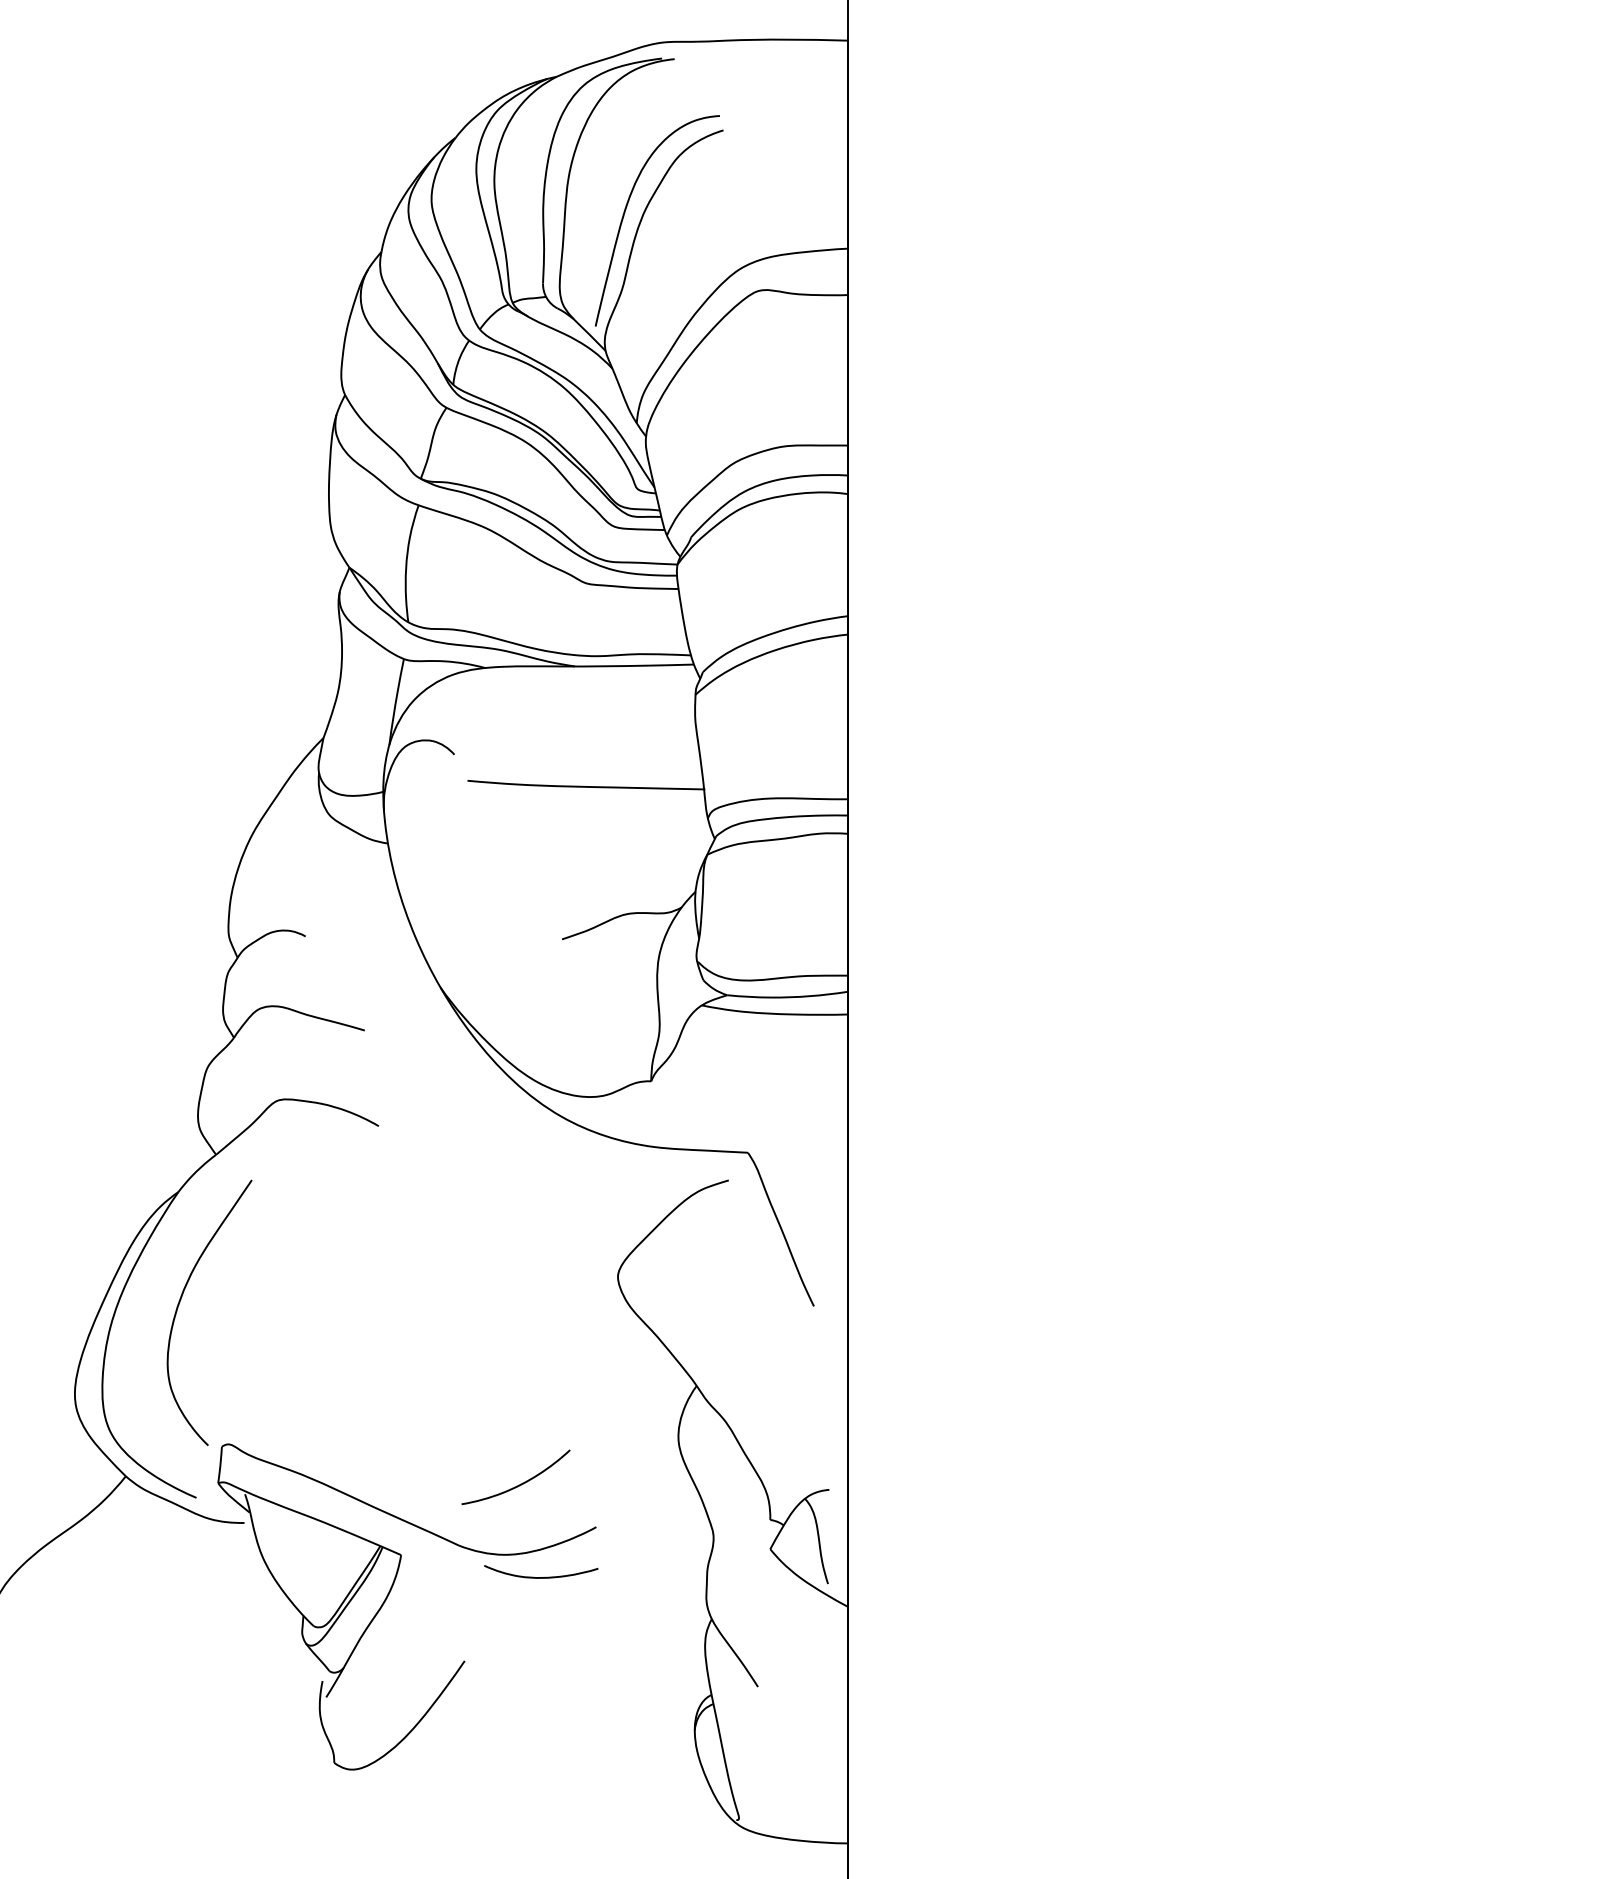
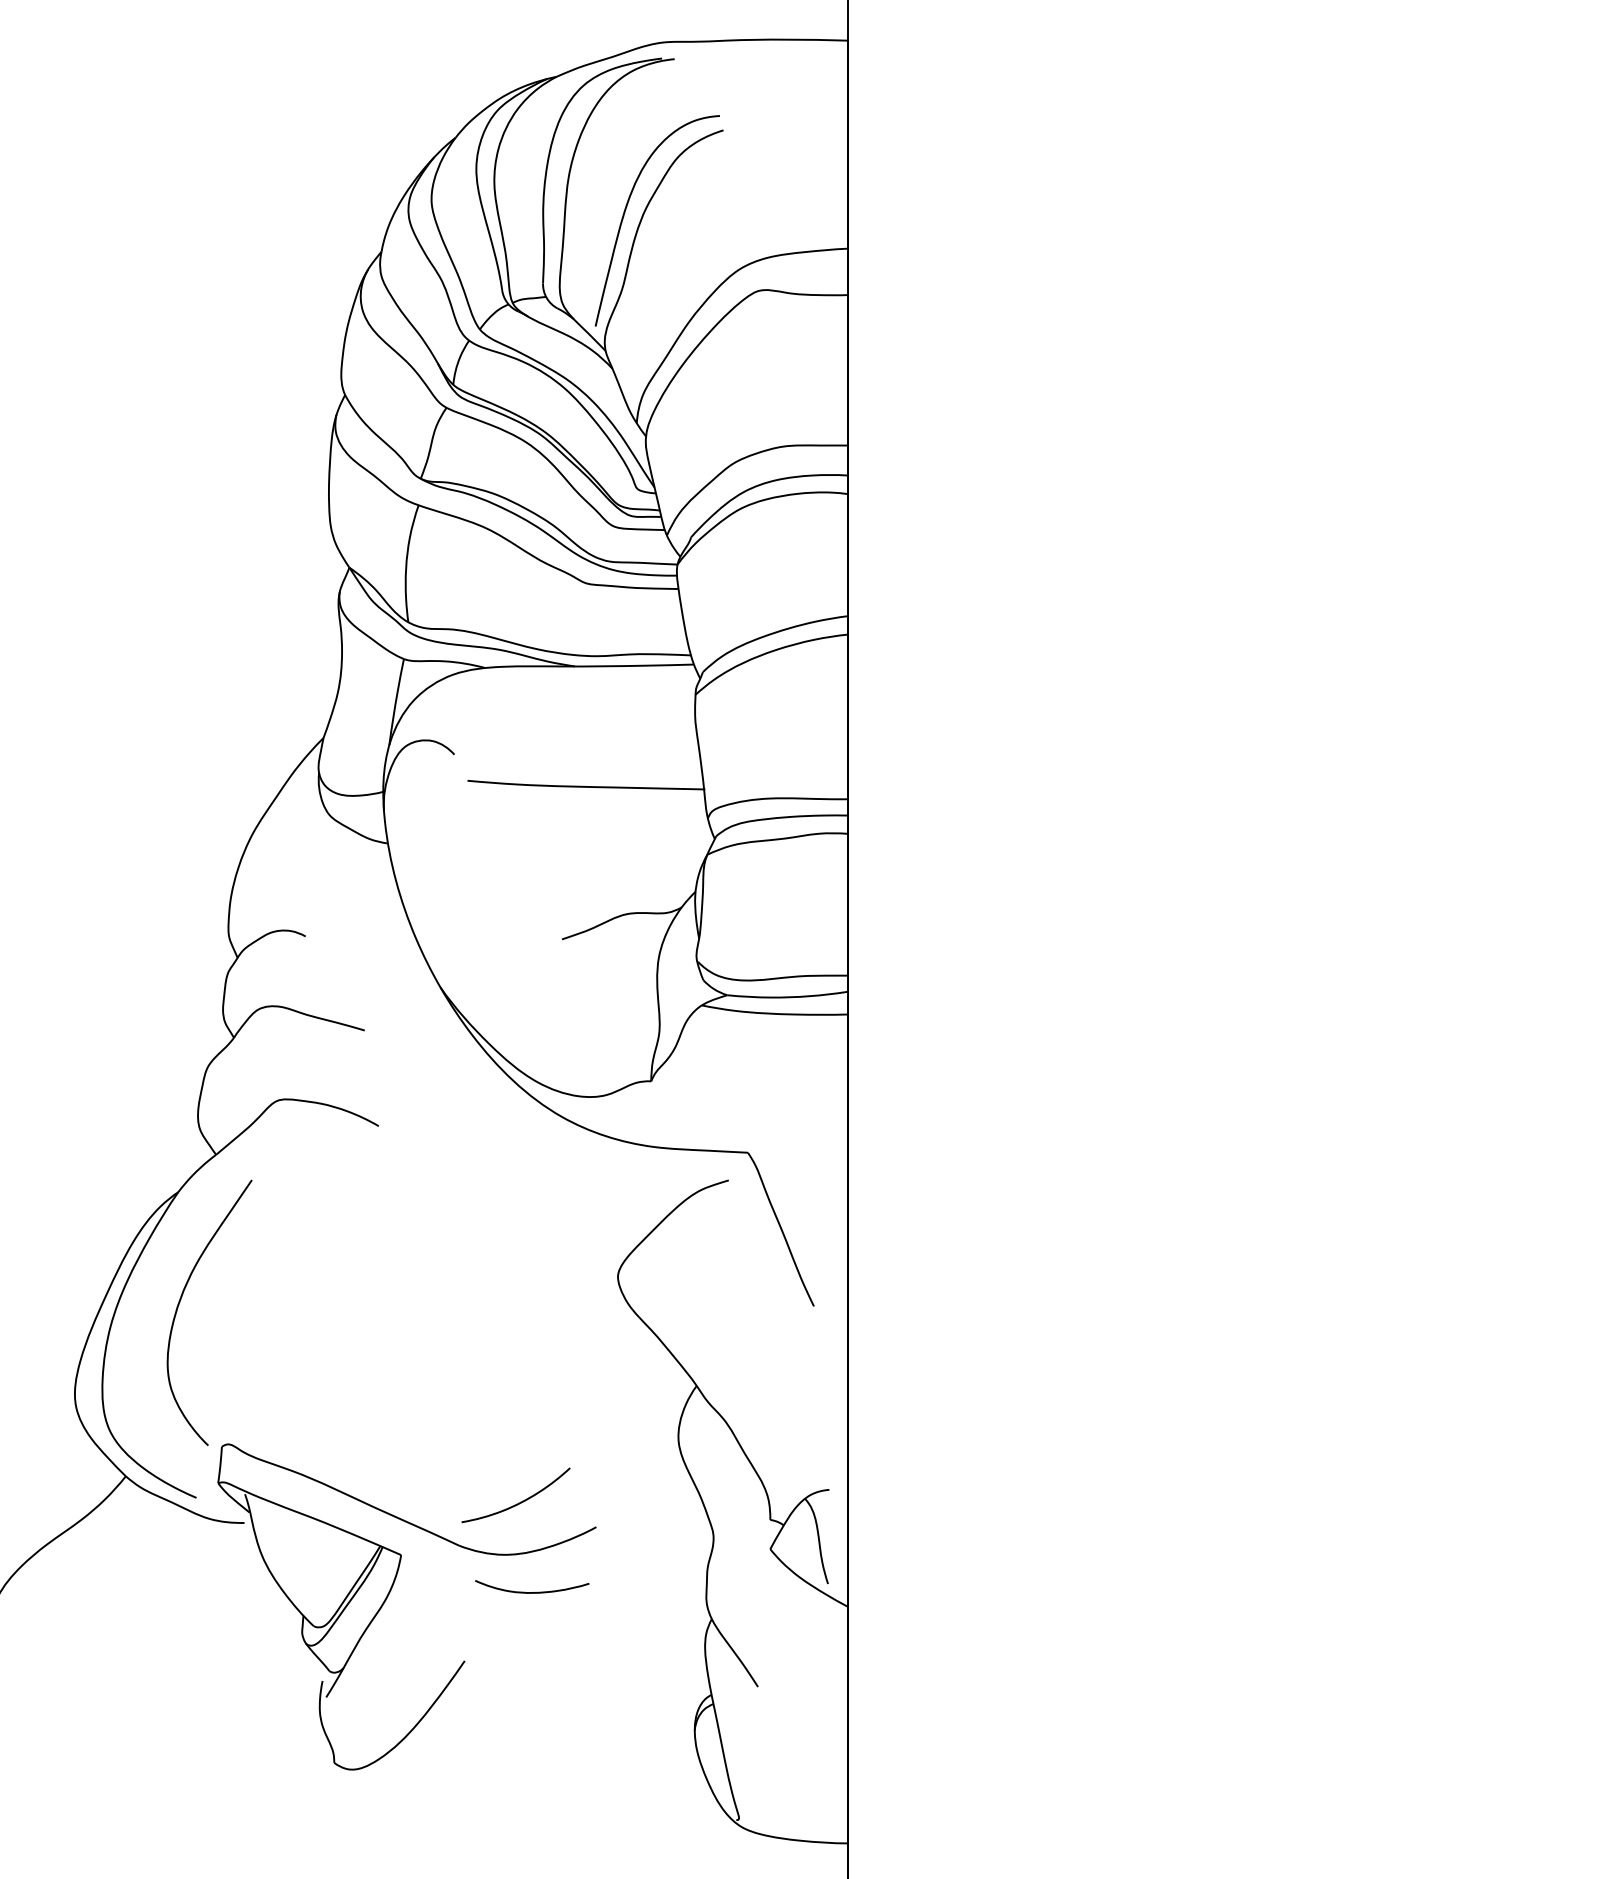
curve position: (518, 1484) -> (518, 1502) (518, 1502)
curve position: (541, 1577) -> (532, 1592) (532, 1592)
